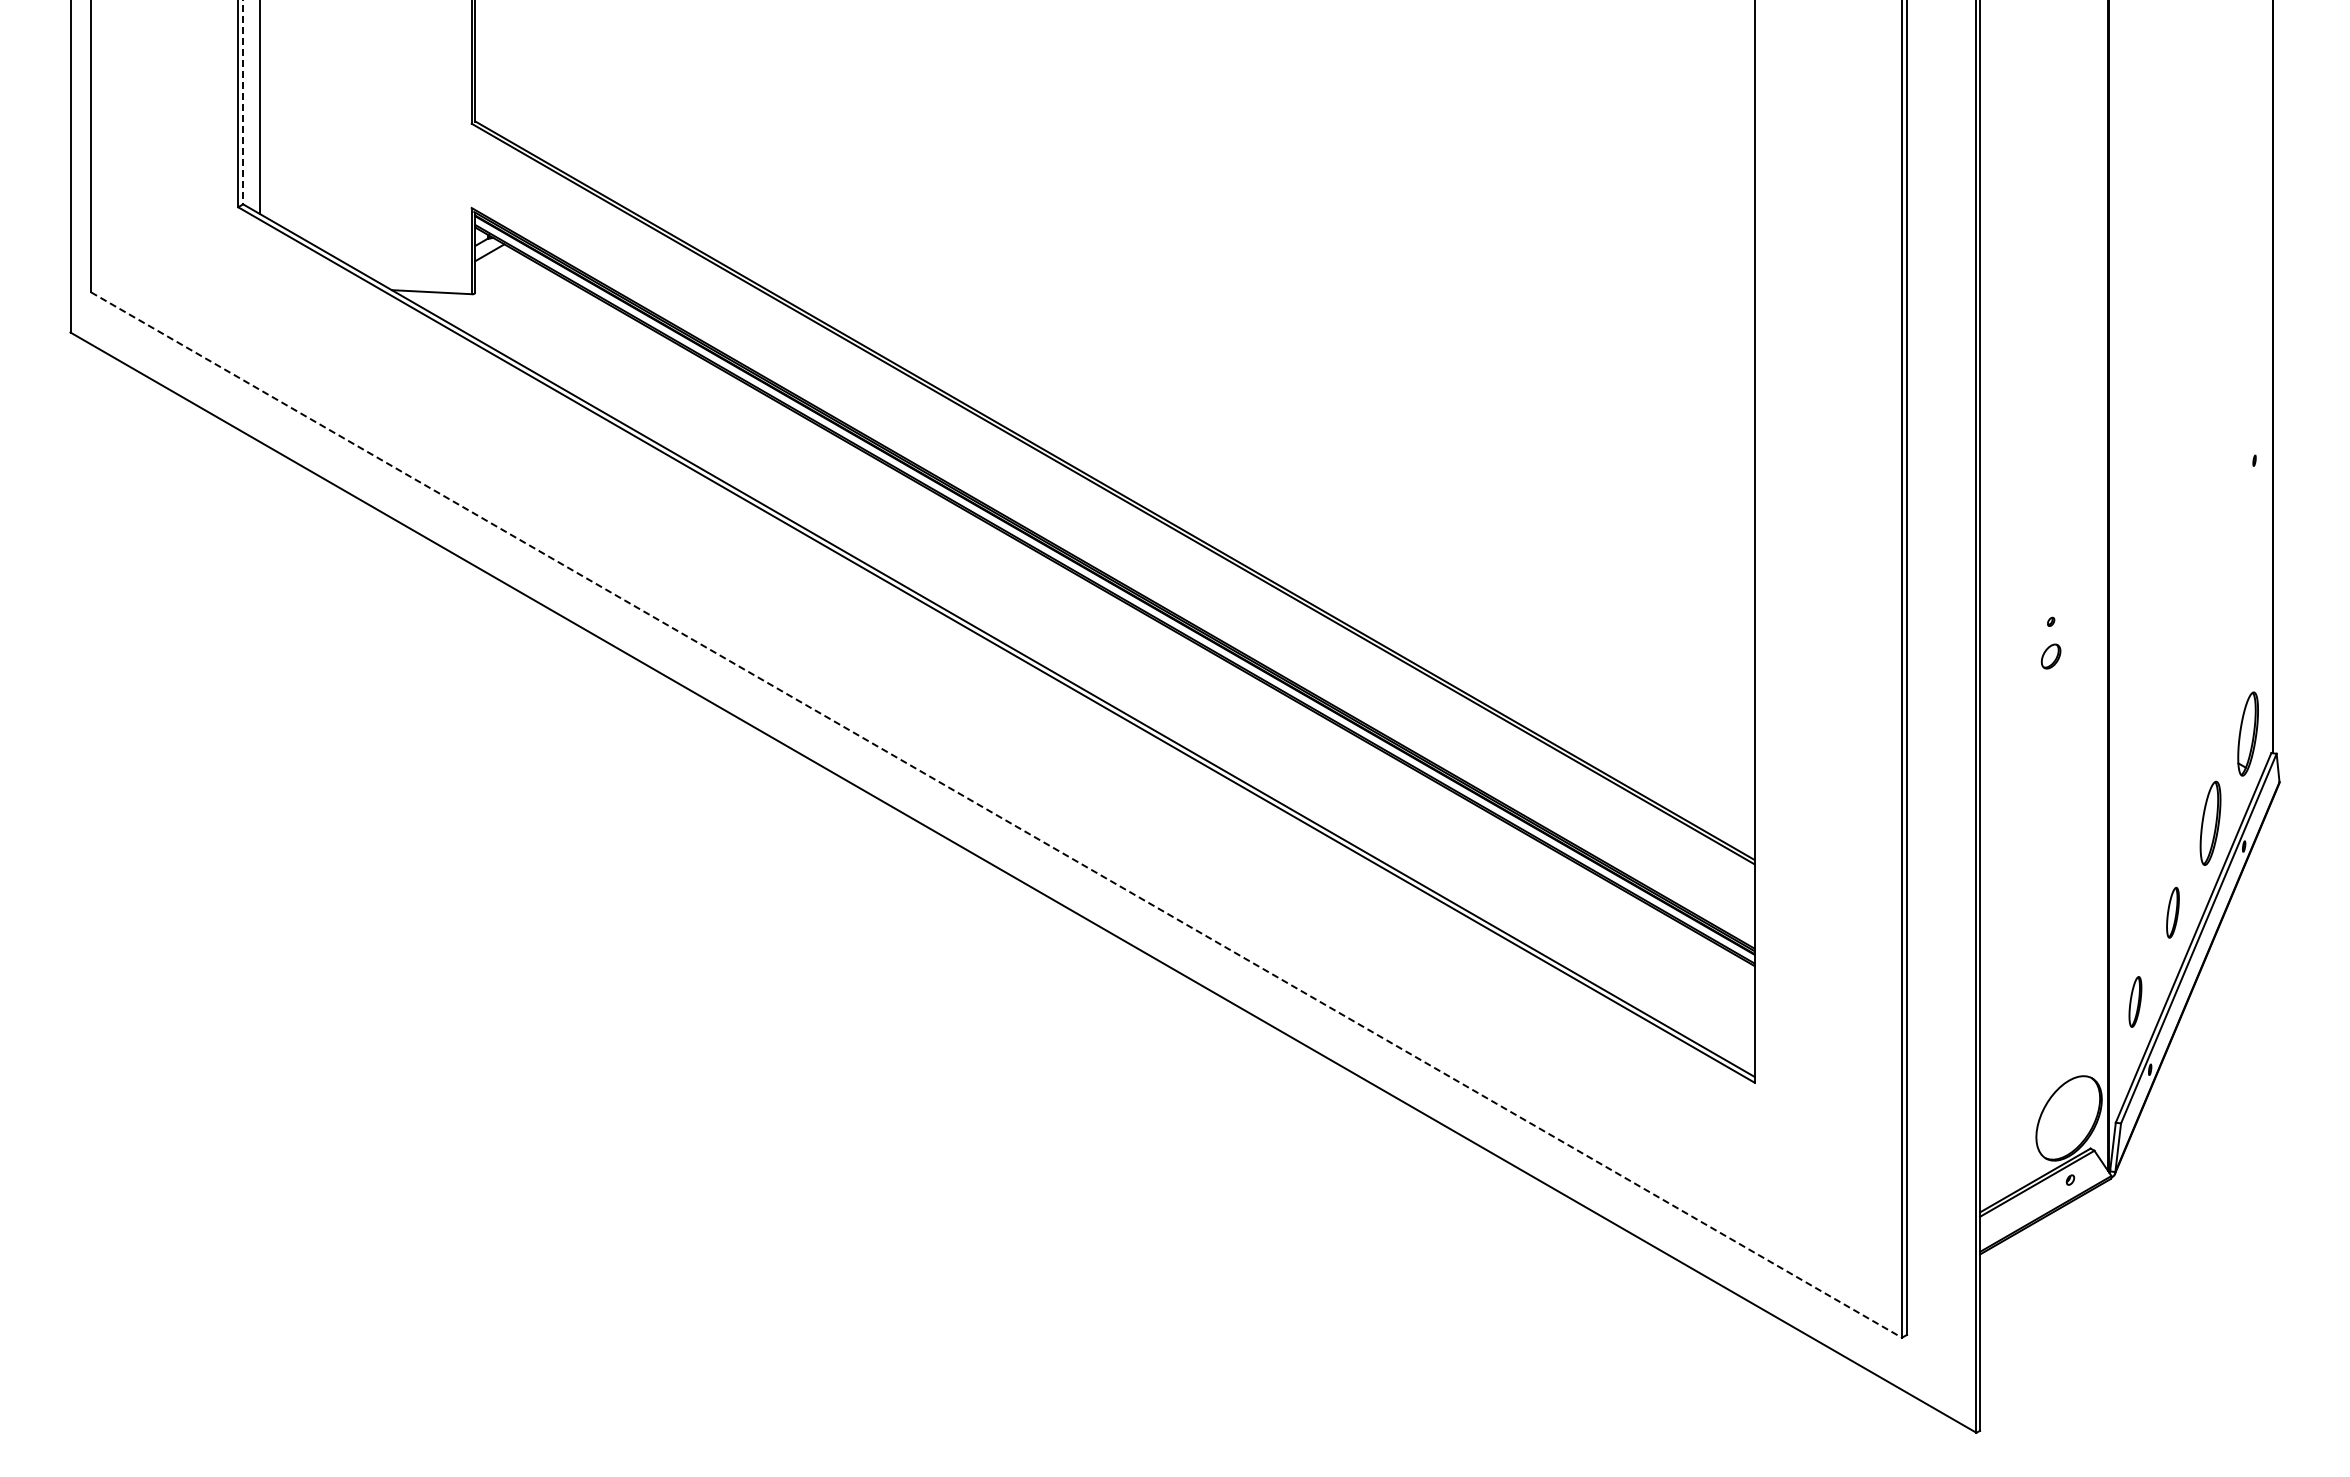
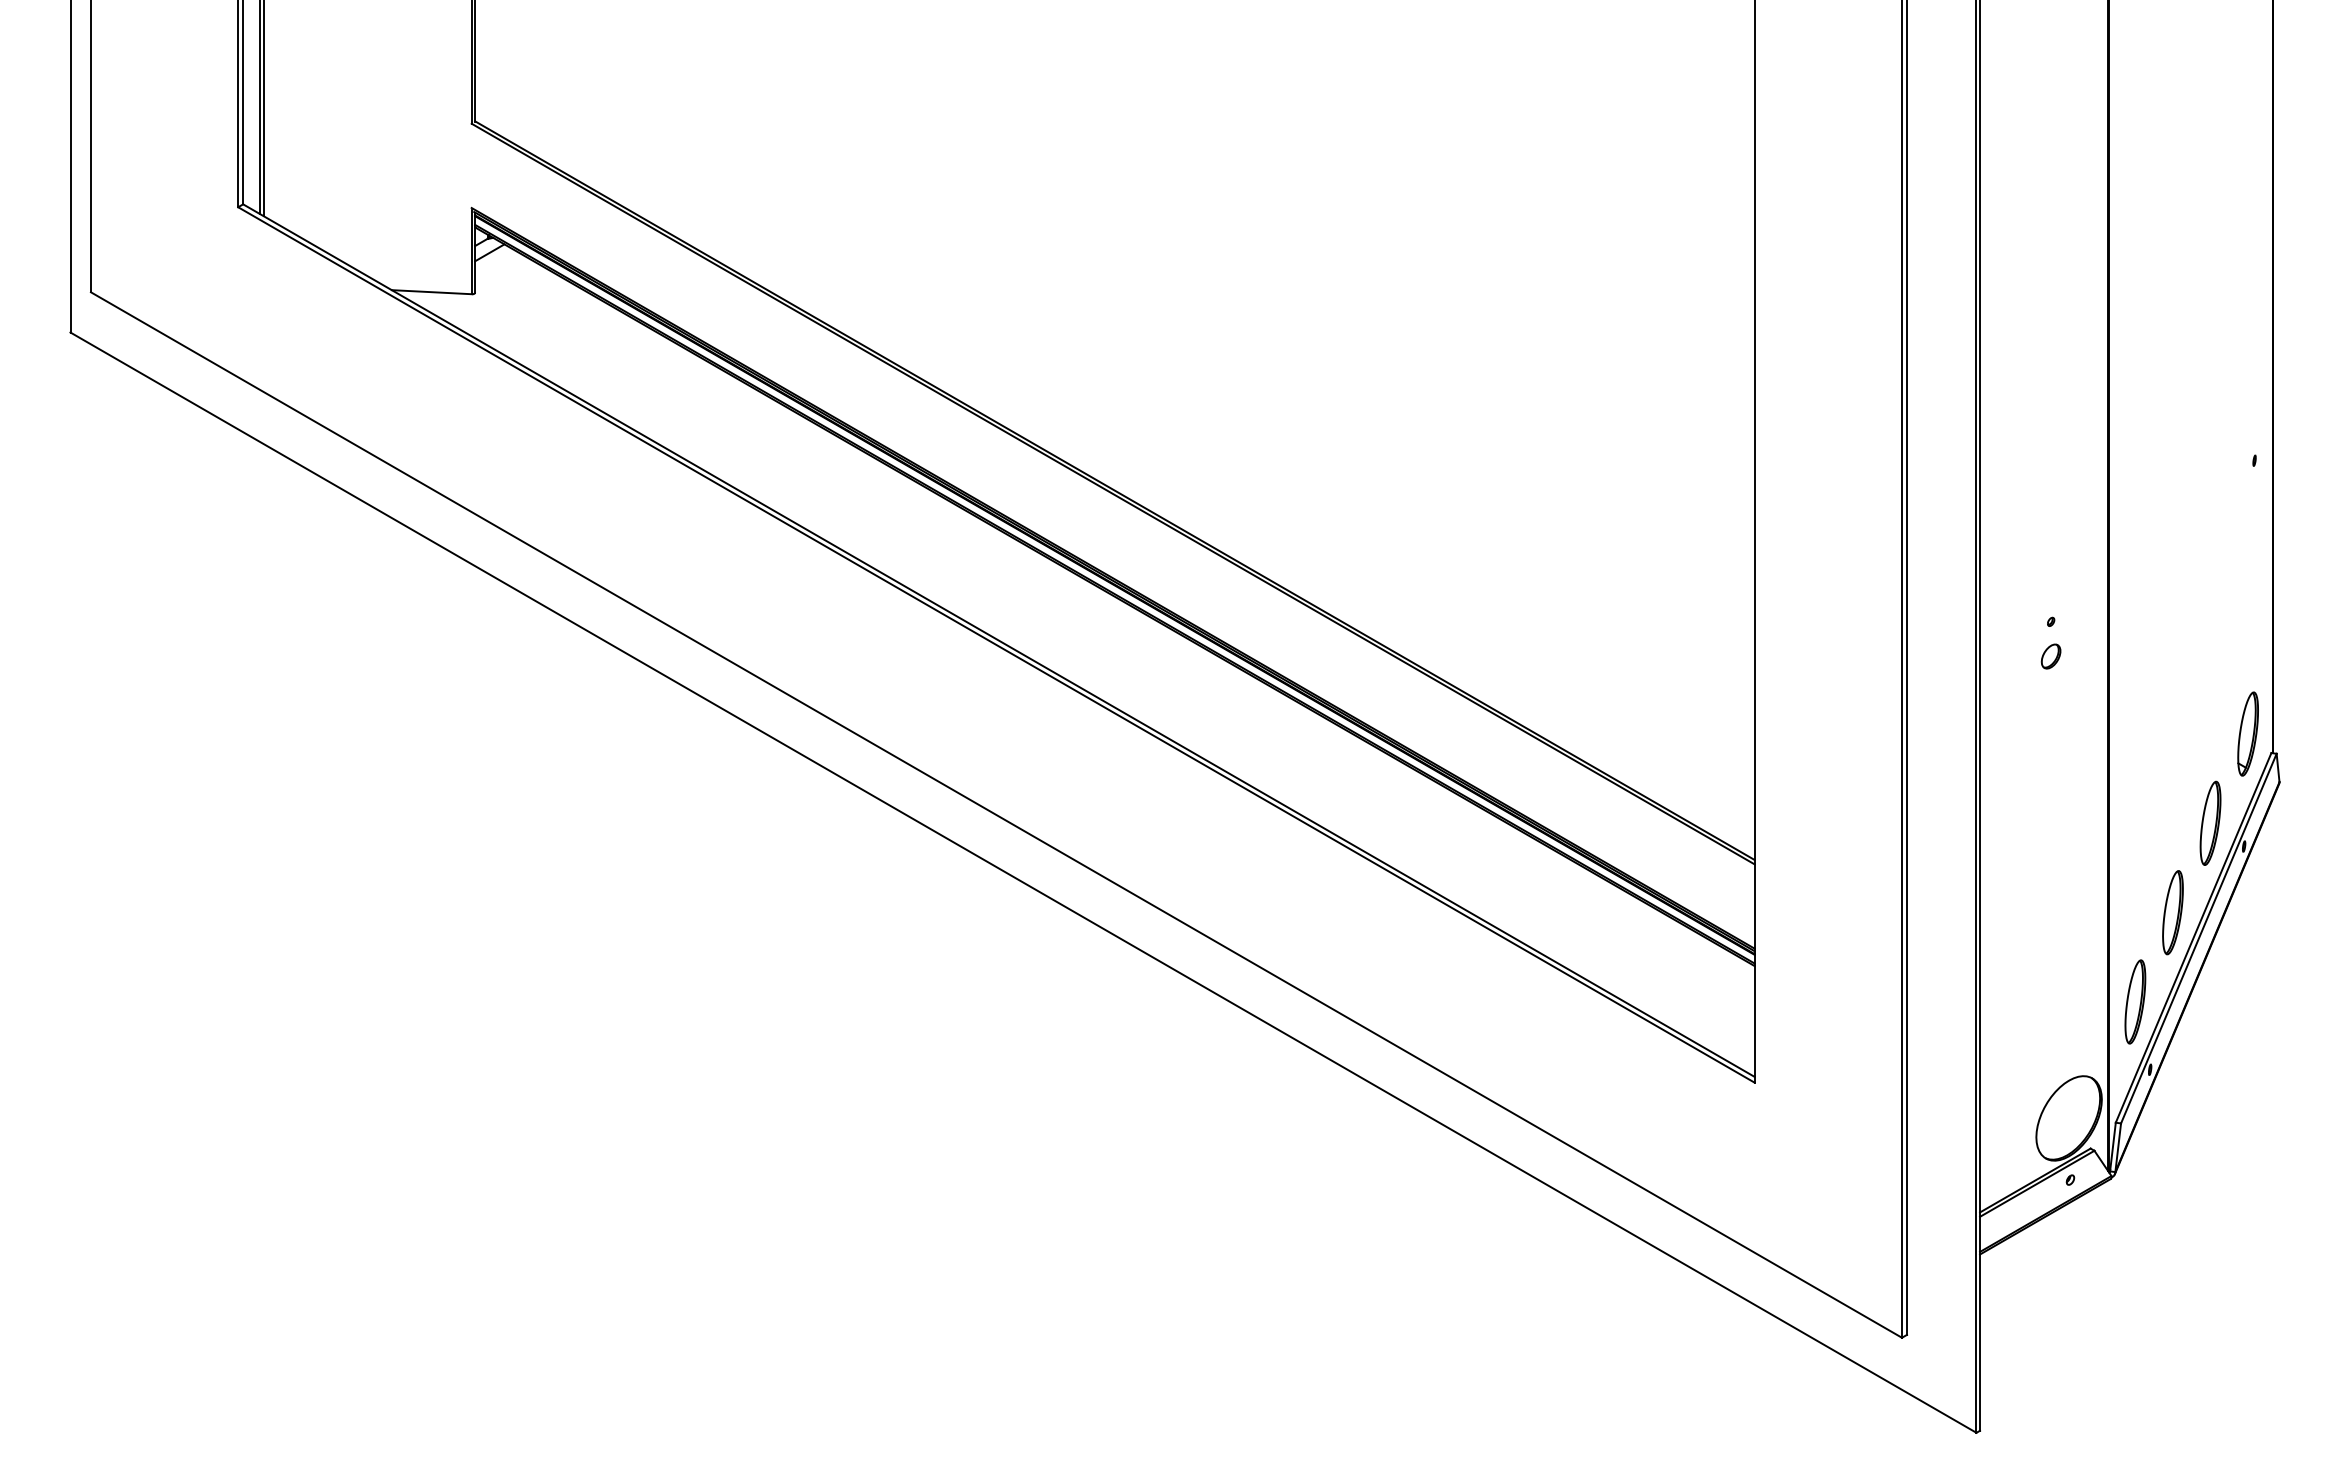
line: dashed -> solid (243, 102)
line: none -> present (263, 109)
line: dashed -> solid (996, 815)
part size: 14x52 px -> 22x86 px (2172, 912)
part size: 15x52 px -> 23x86 px (2135, 1001)
